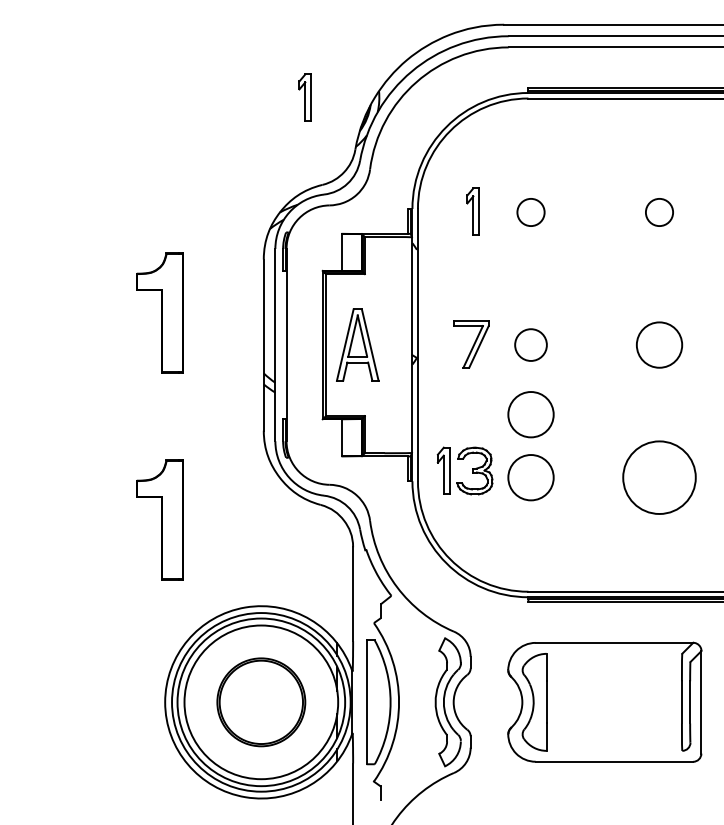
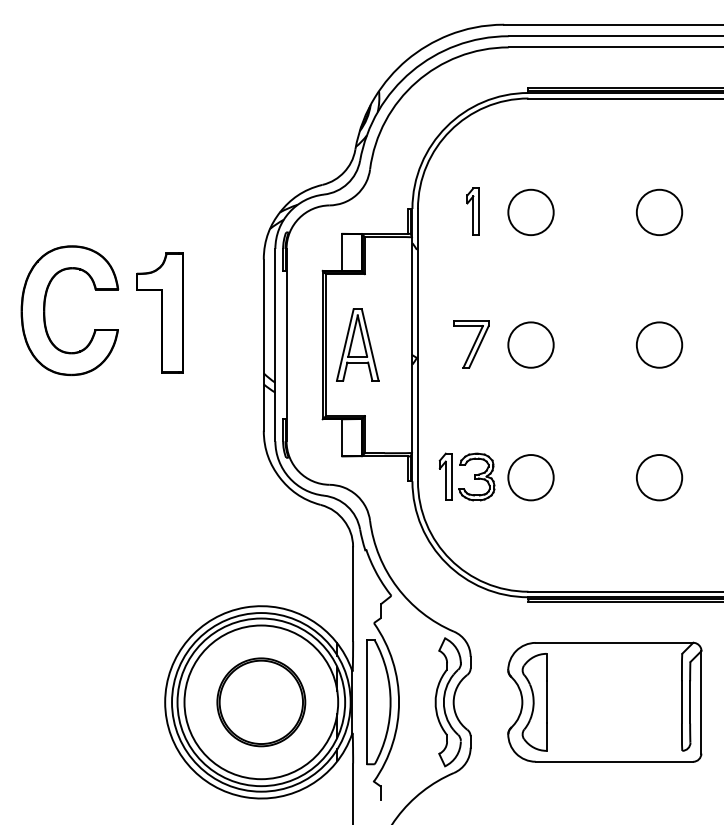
part: present -> none (304, 97)
circle diameter: 27 px -> 45 px (530, 212)
circle diameter: 27 px -> 45 px (659, 212)
part: none -> present (45, 310)
circle diameter: 32 px -> 45 px (530, 344)
circle: present -> none (530, 414)
part position: (472, 470) -> (474, 476) (474, 476)
circle diameter: 73 px -> 45 px (659, 477)
part: present -> none (159, 519)
